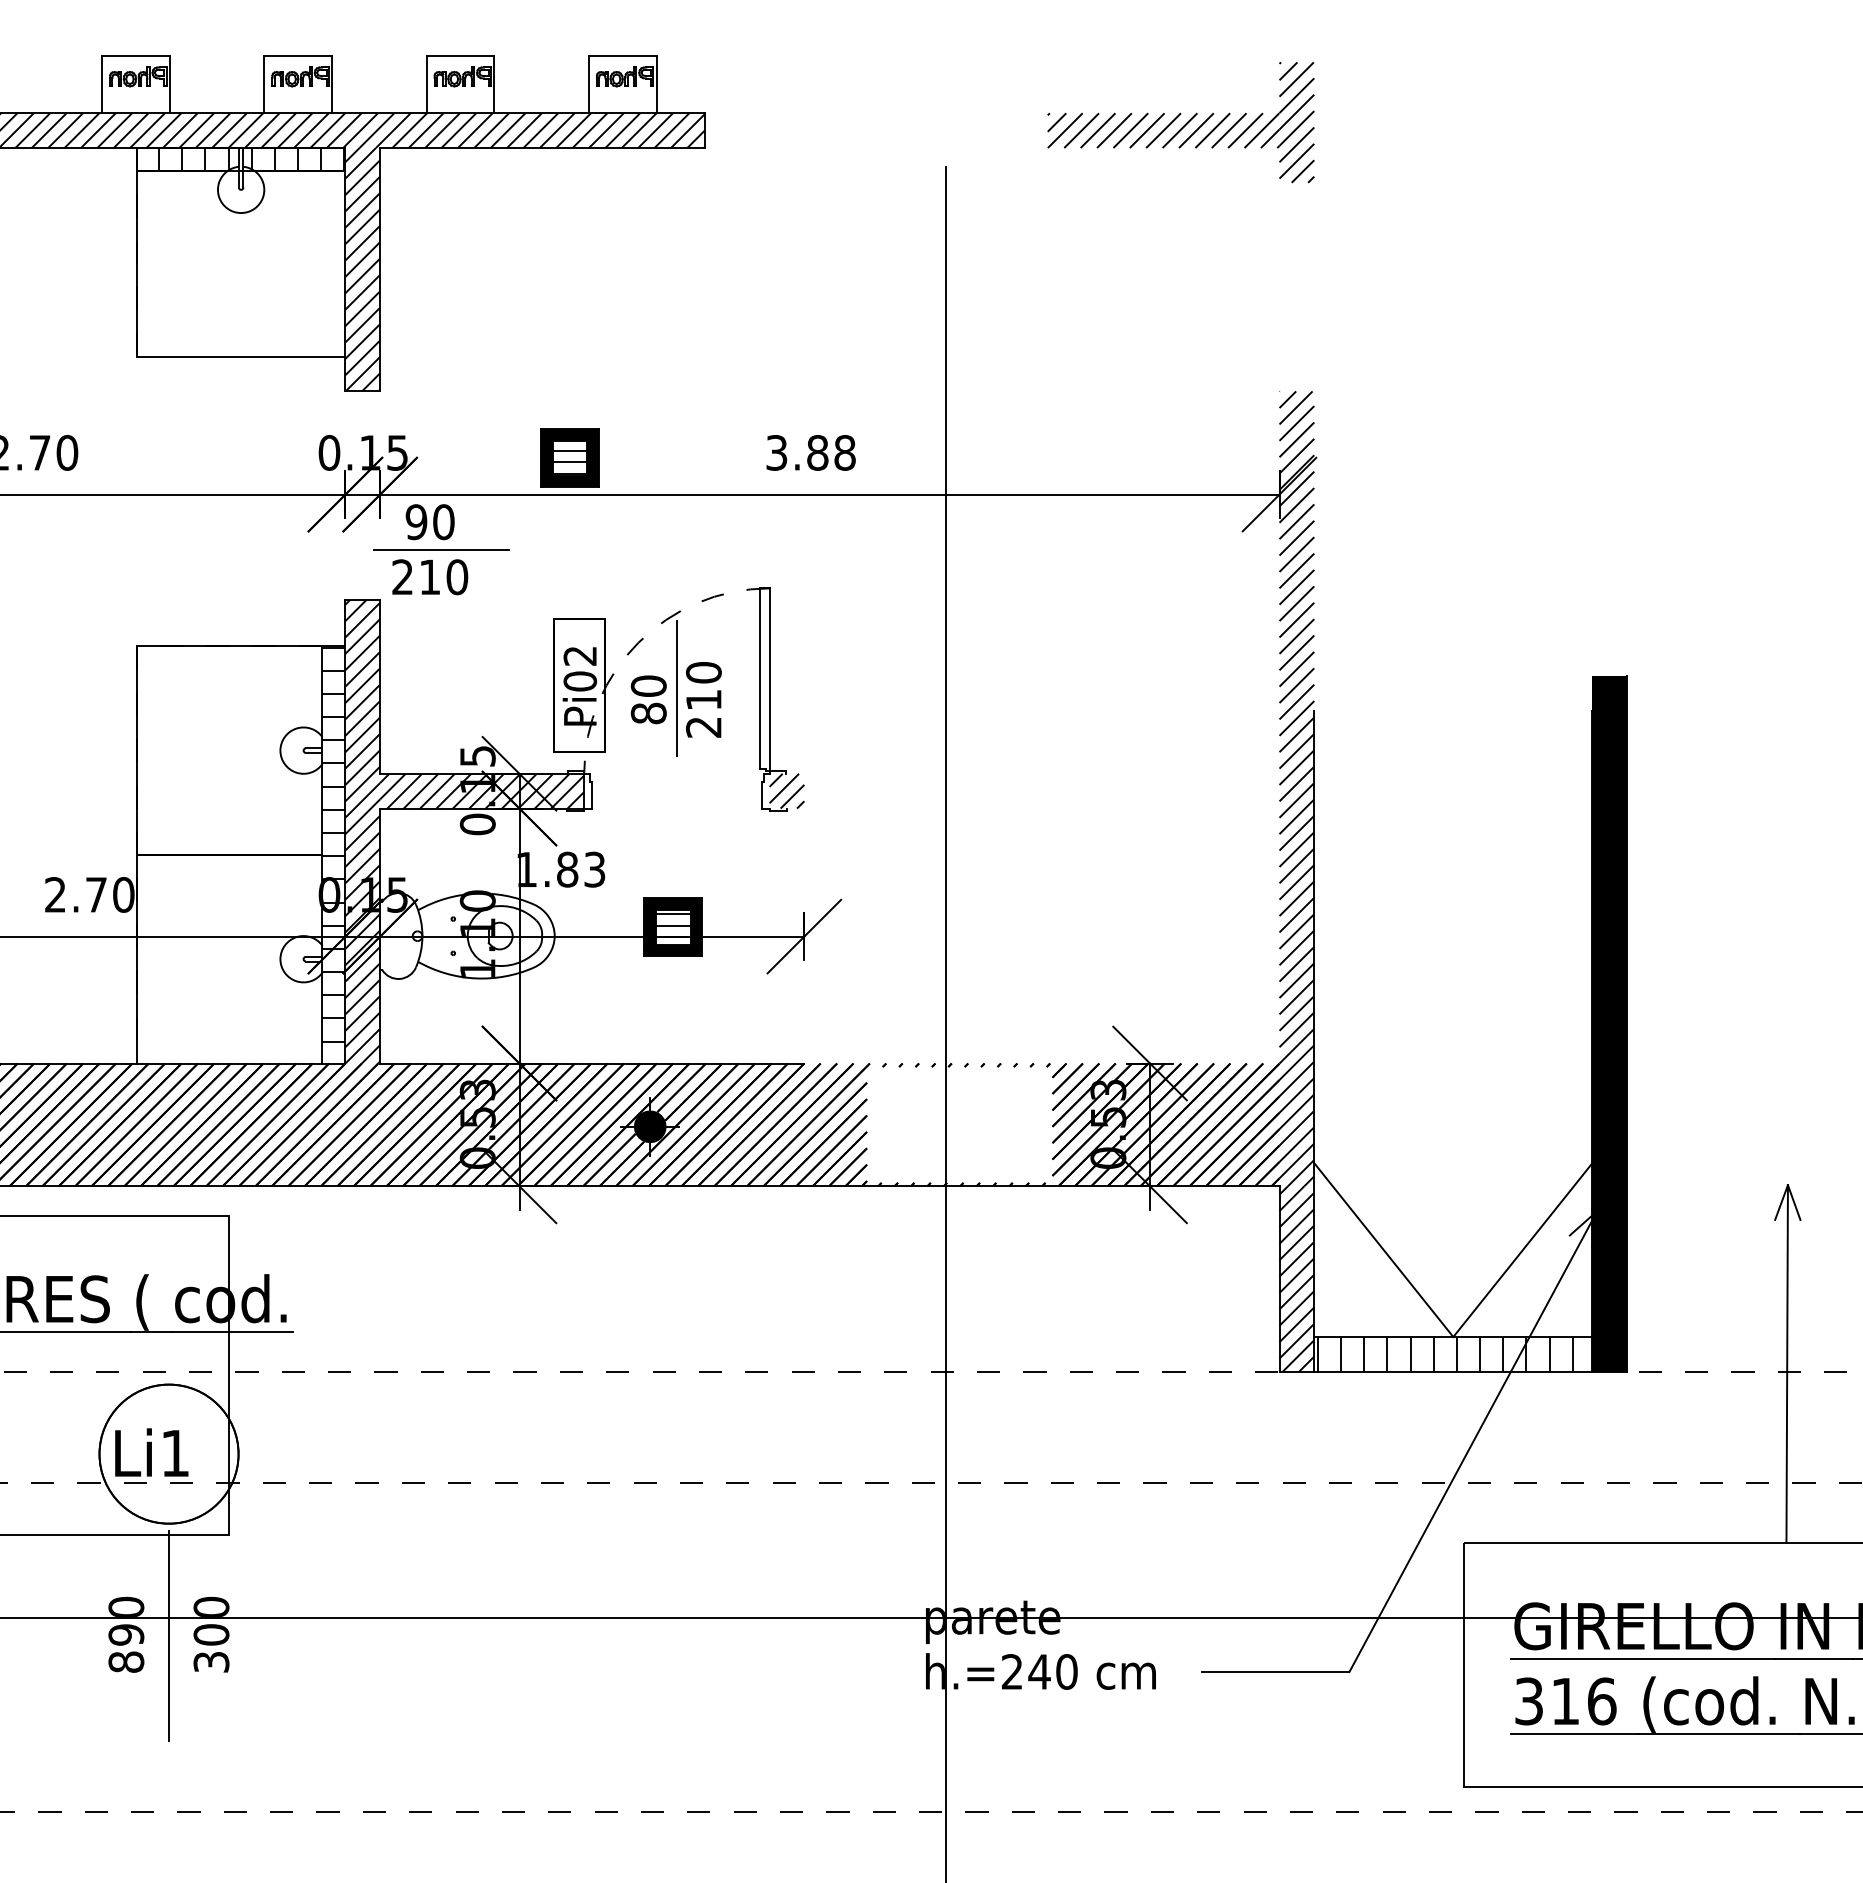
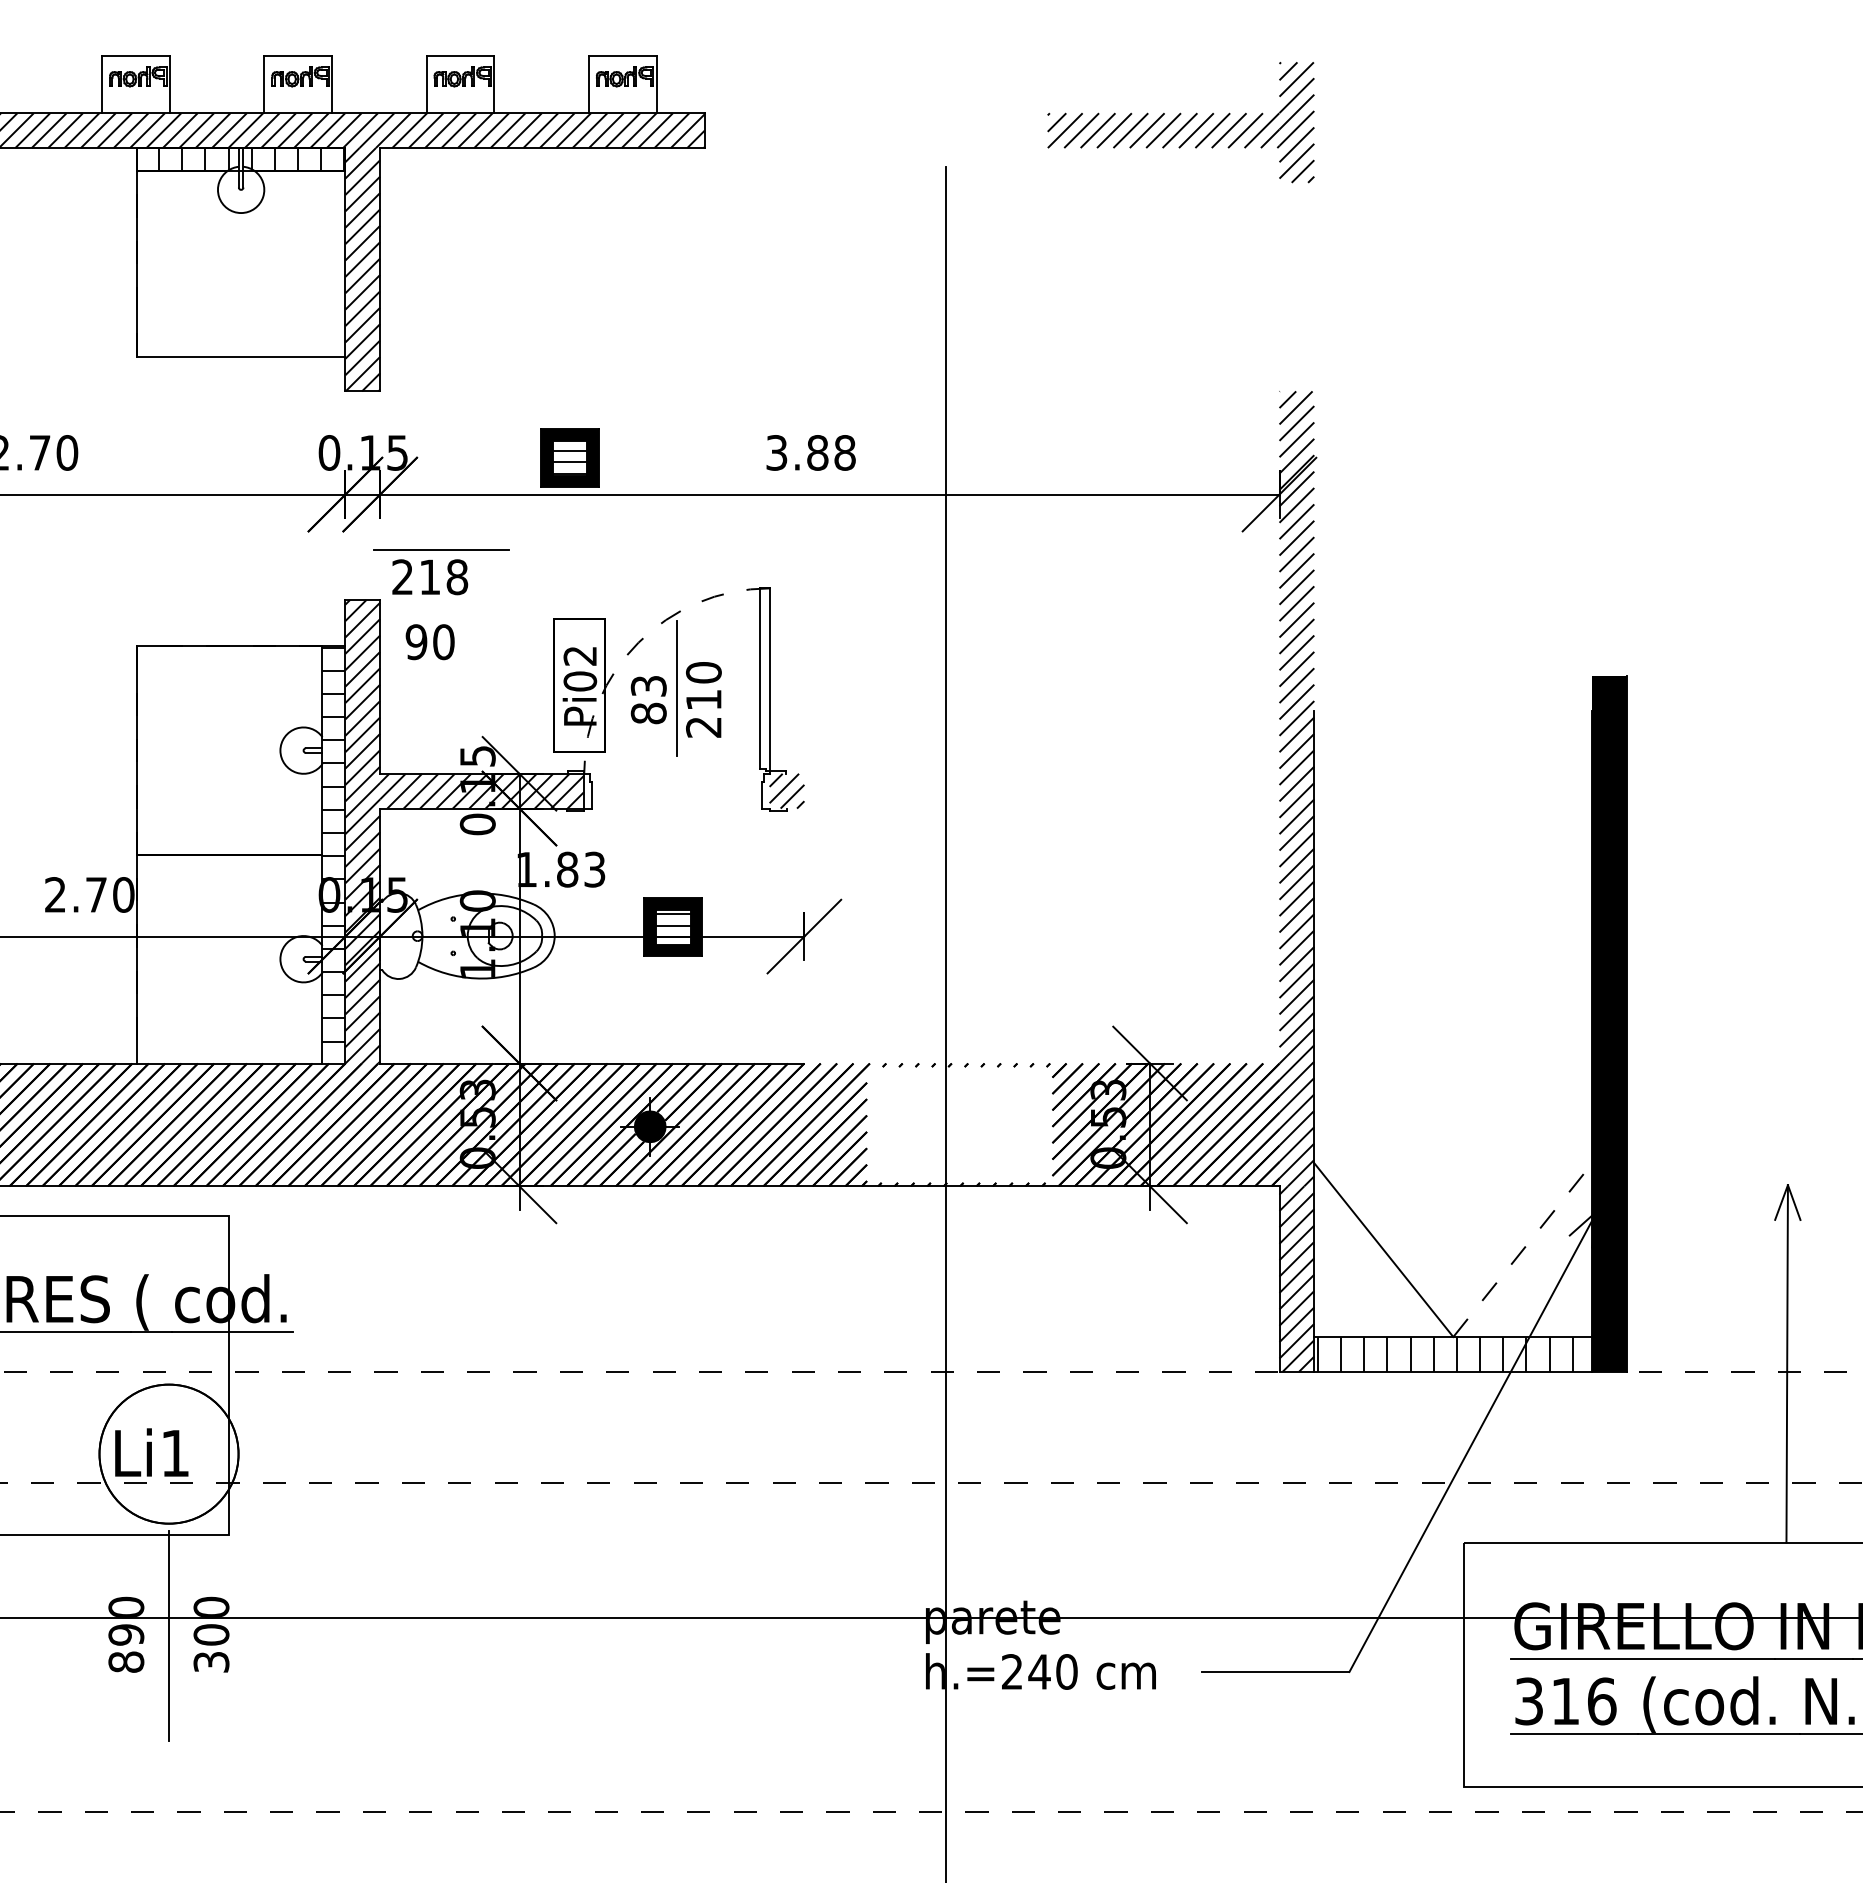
text position: (429, 522) -> (429, 642) (429, 642)
text: 210 -> 218 (457, 577)
text: 80 -> 83 (648, 685)
line: solid -> dashed (1523, 1249)
